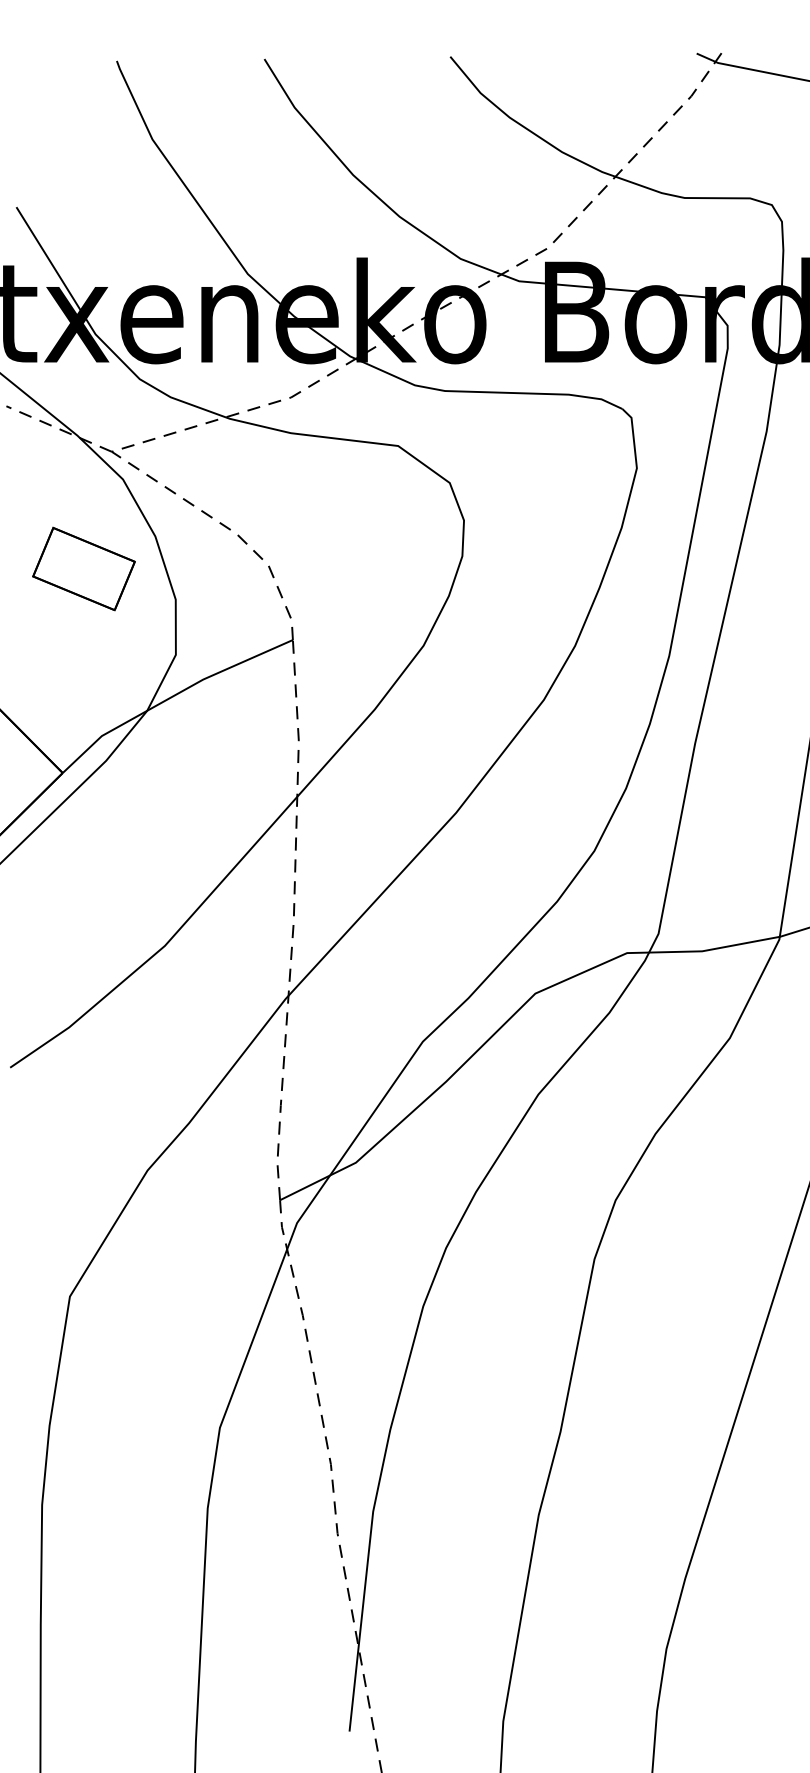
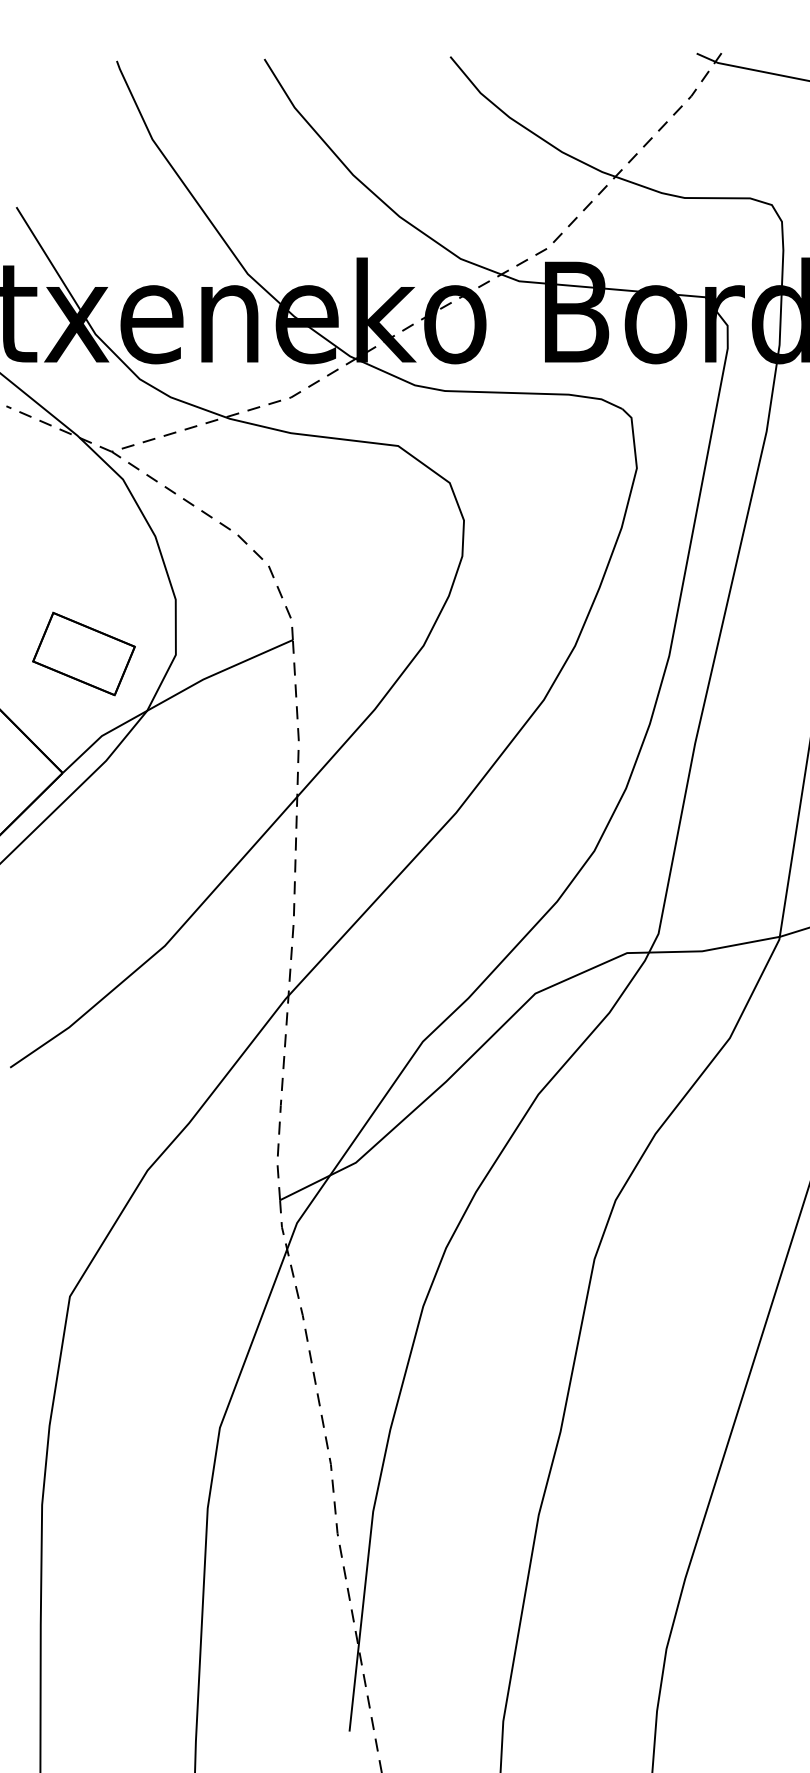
part position: (83, 568) -> (83, 653) (83, 653)
